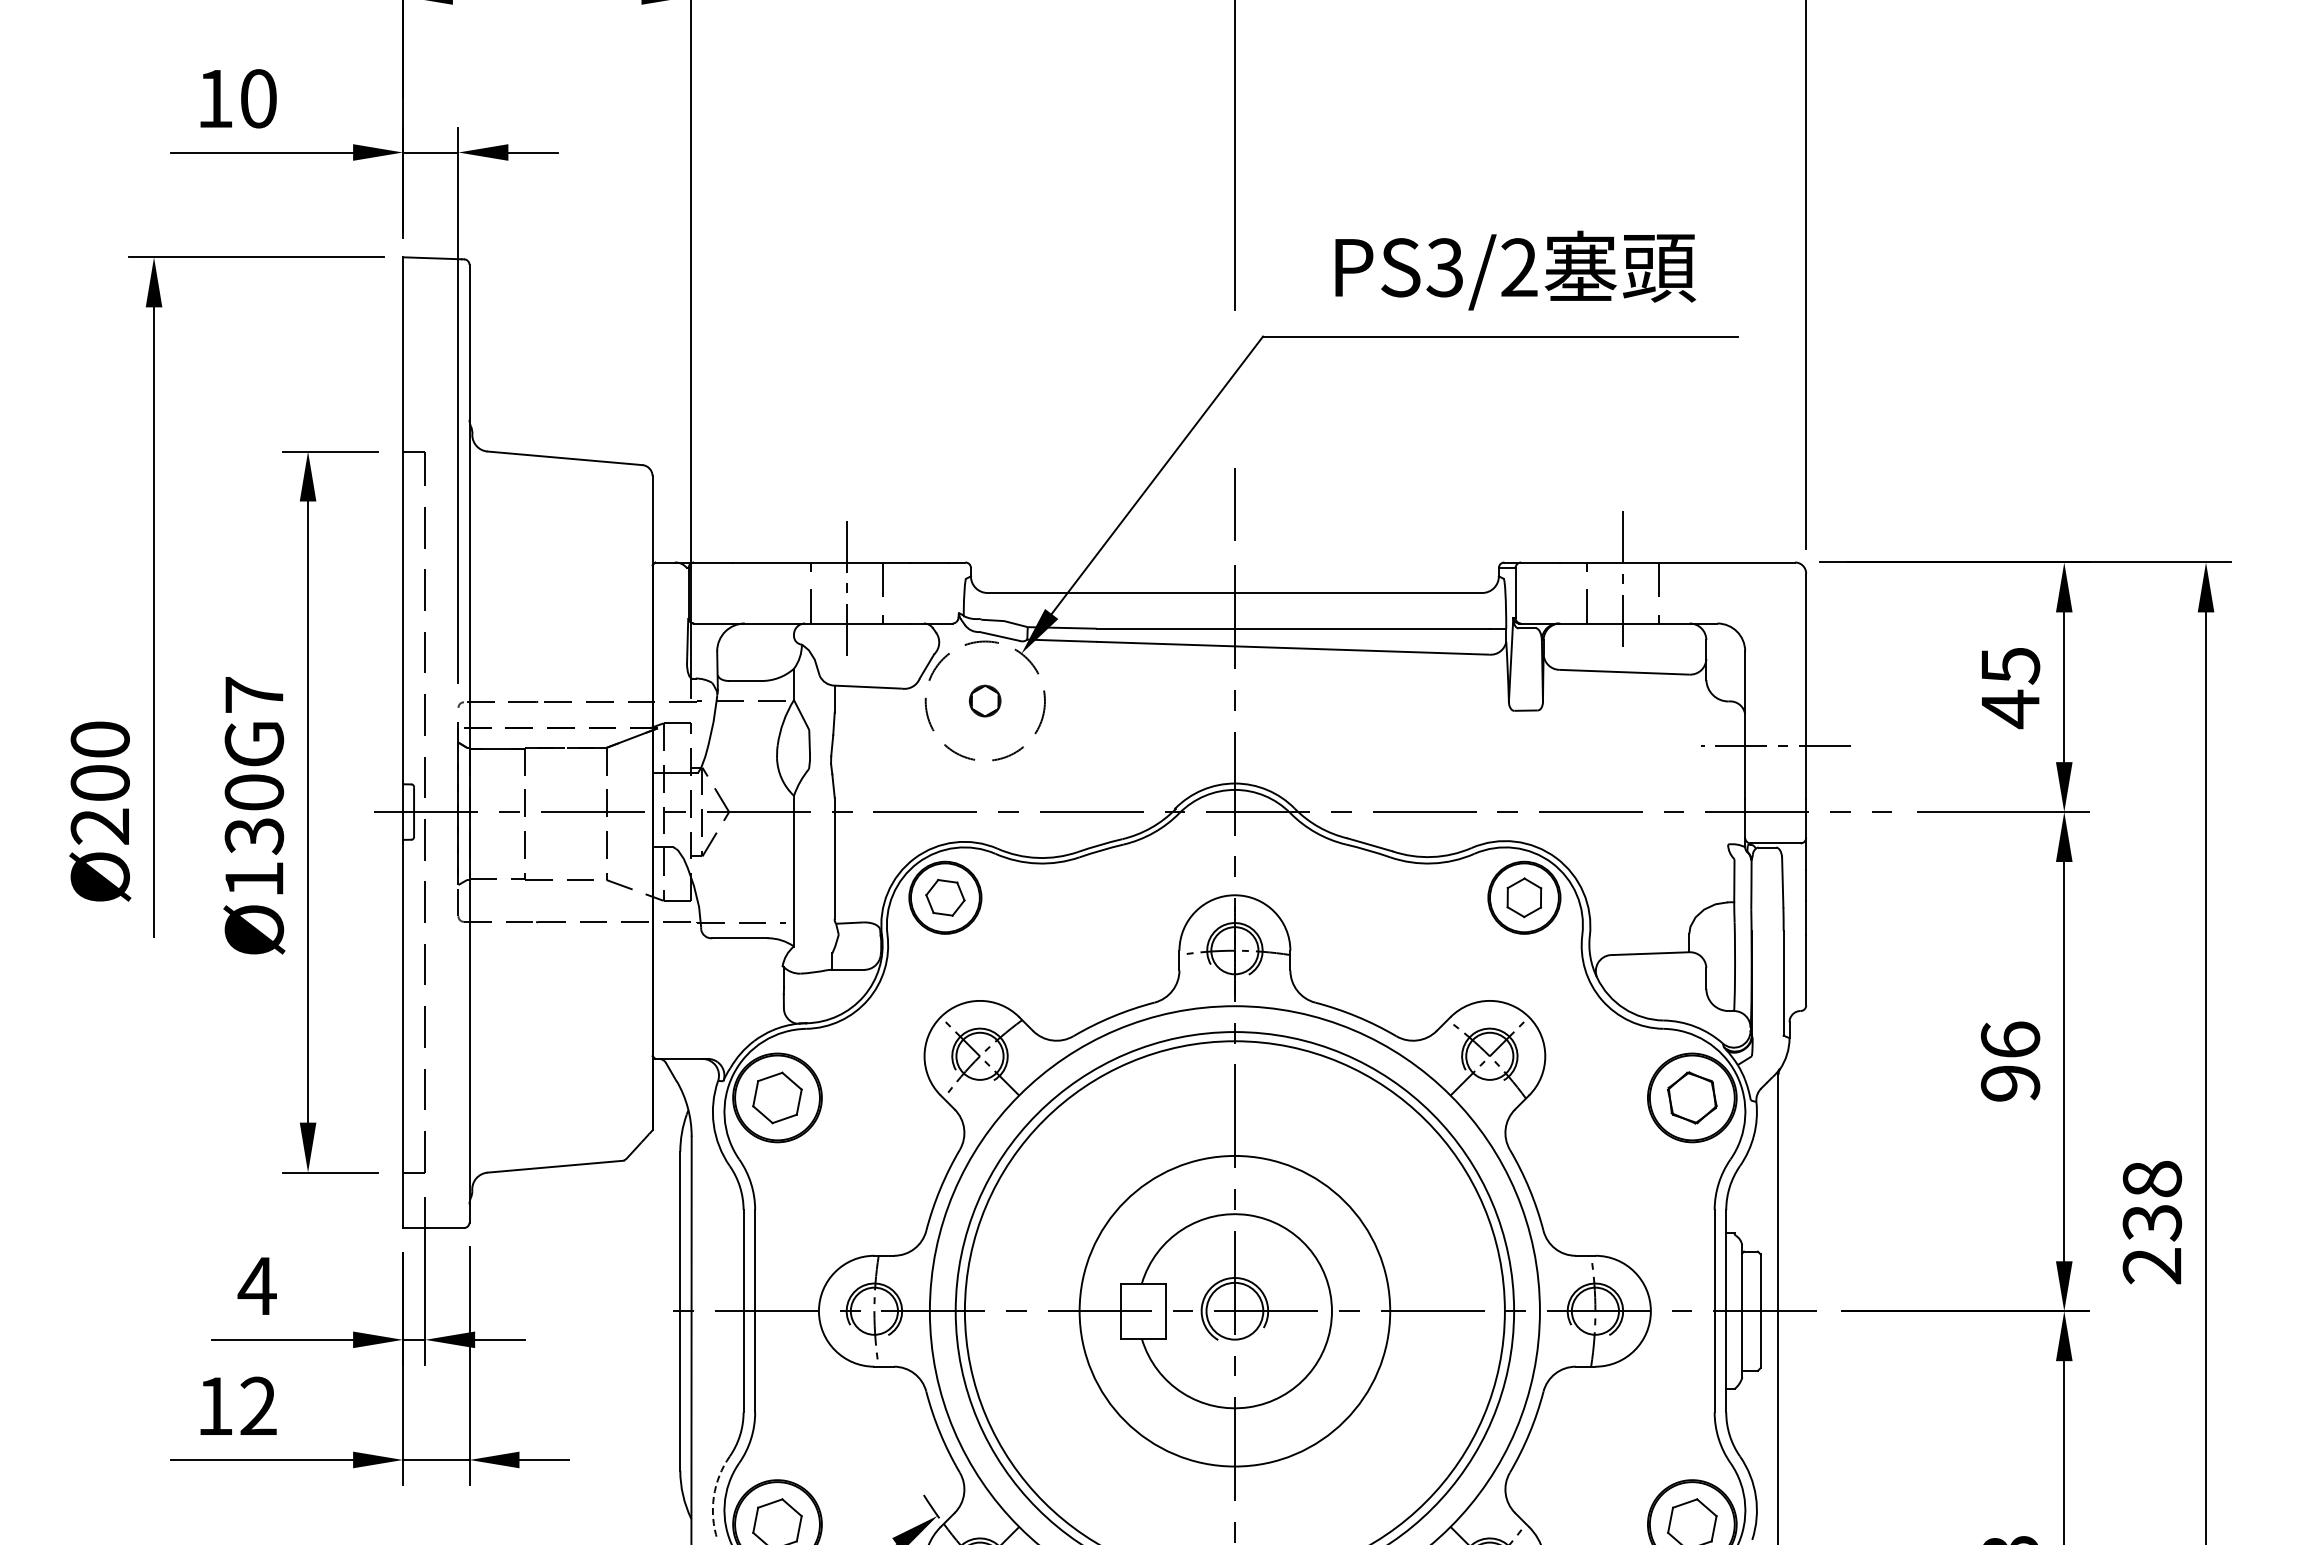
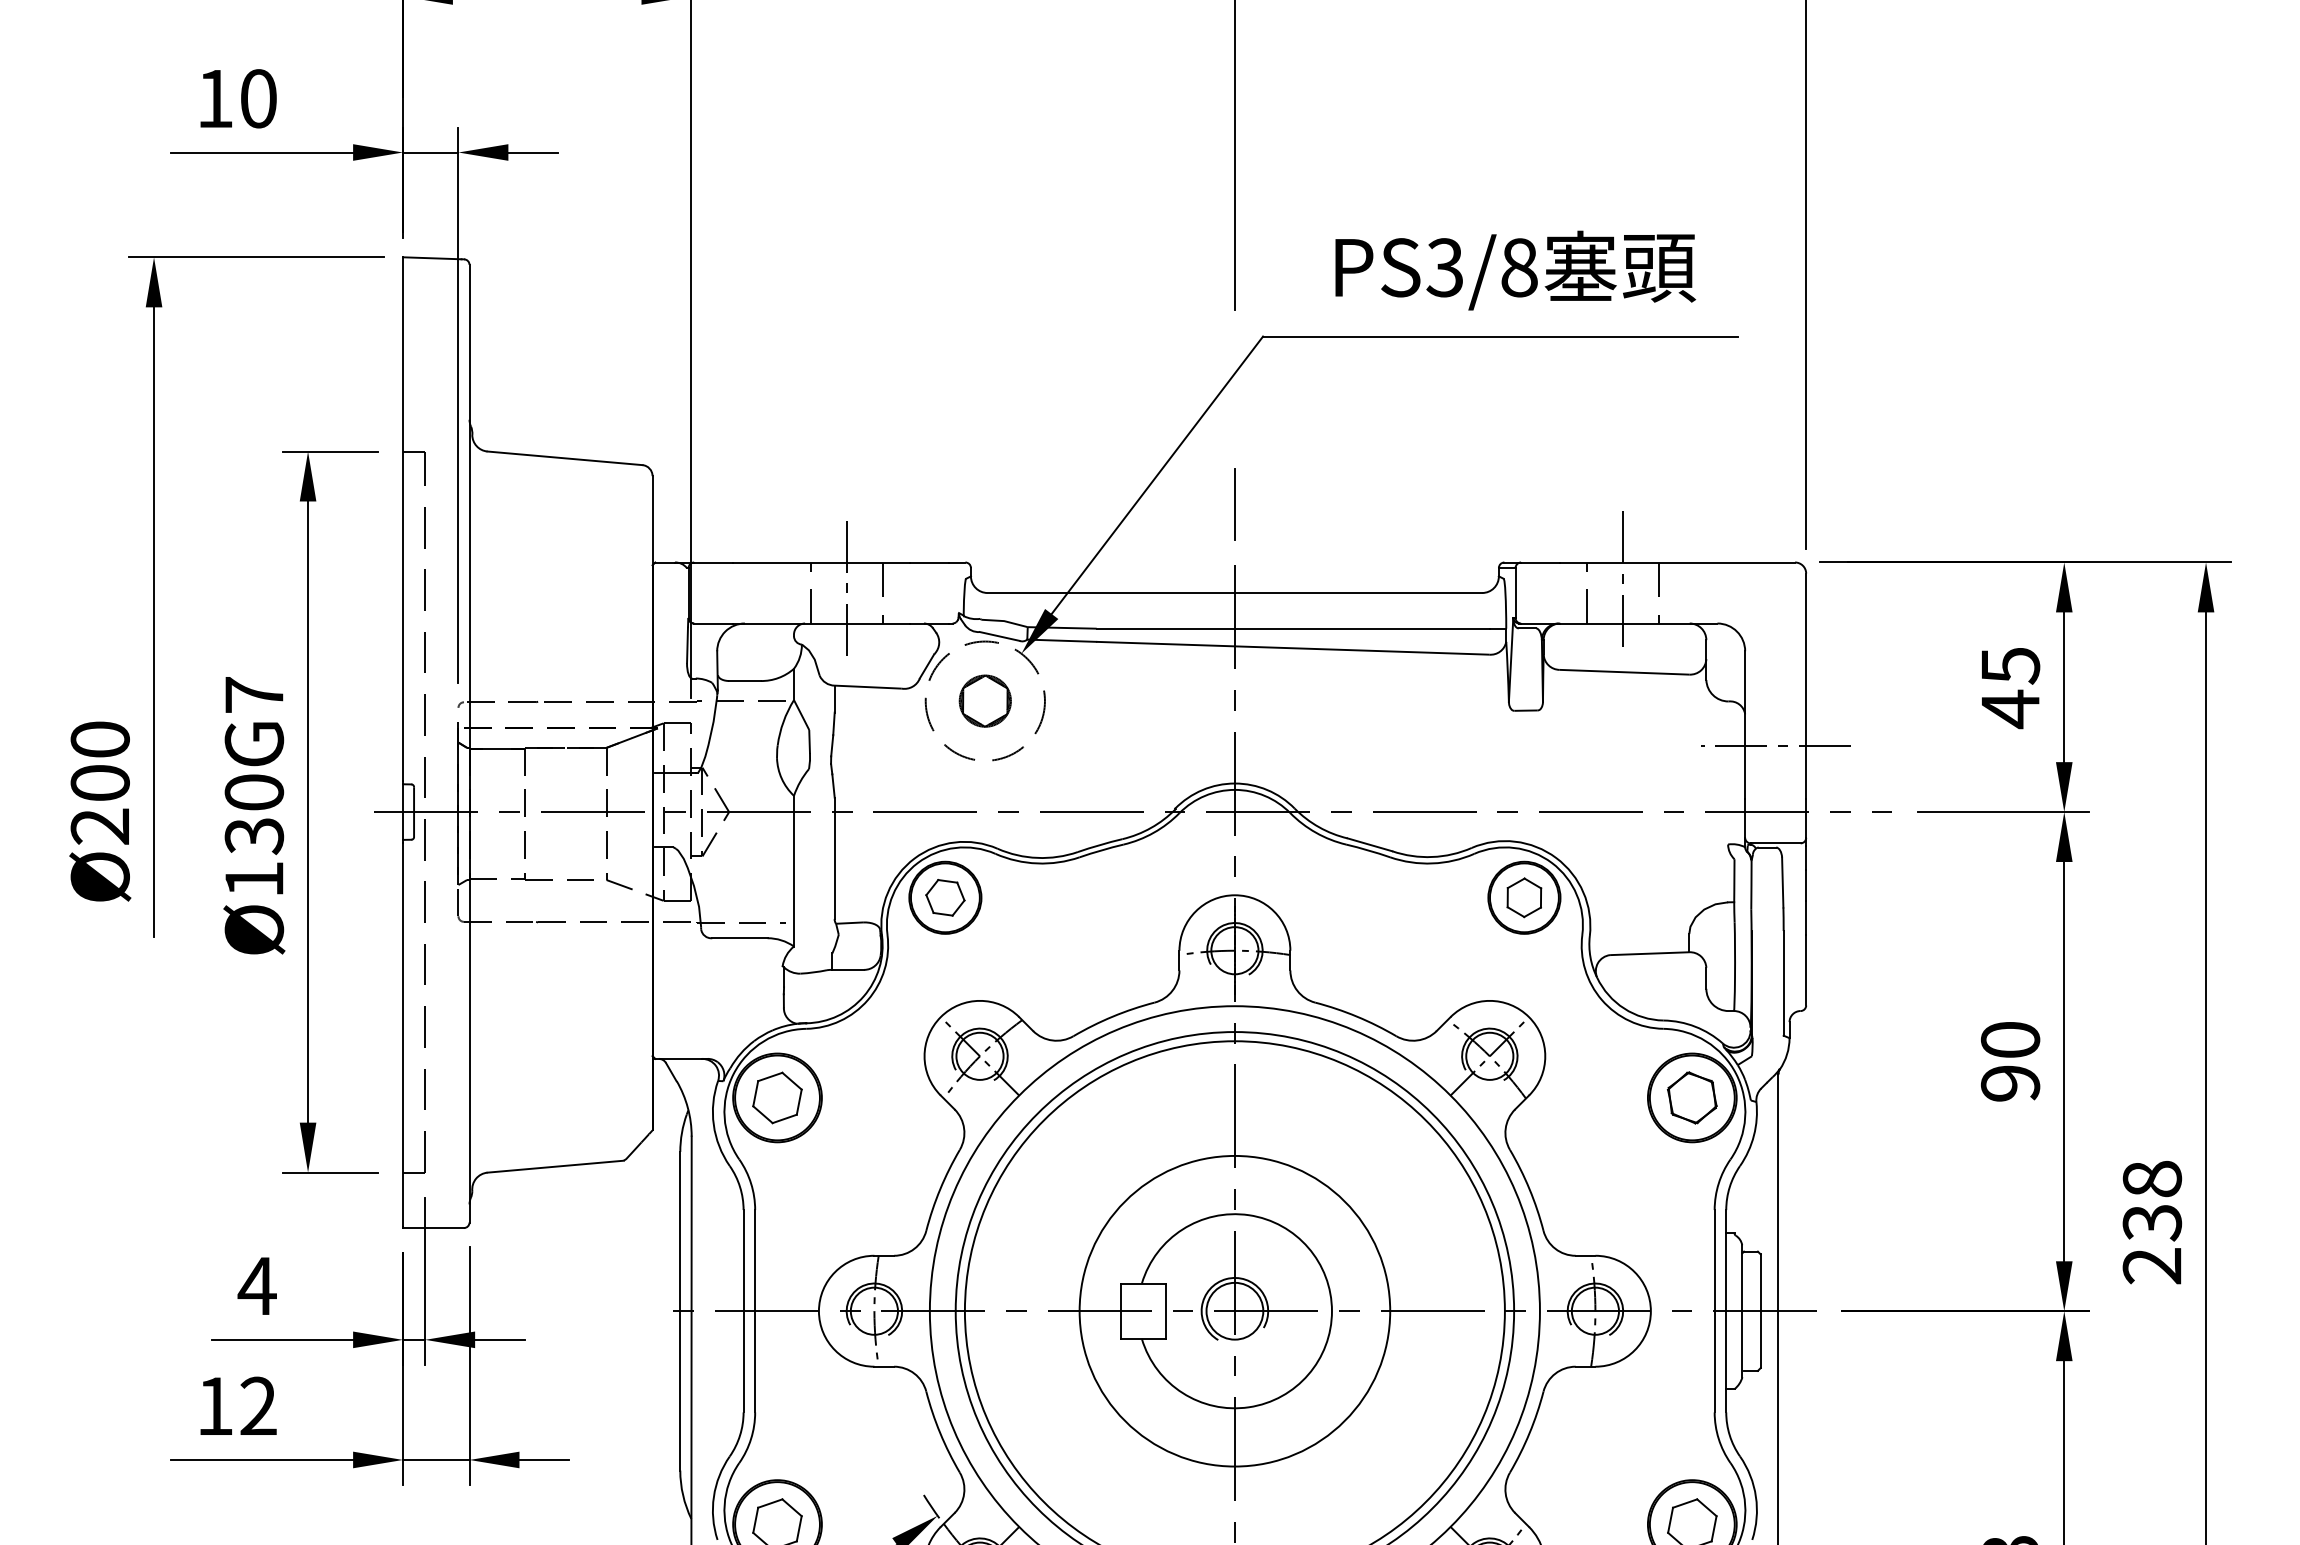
text: PS3/2 -> PS3/8 (1519, 267)
part size: 33x34 px -> 54x54 px (984, 700)
text: 96 -> 90 (2010, 1039)
arc: dashed -> solid (713, 1496)
